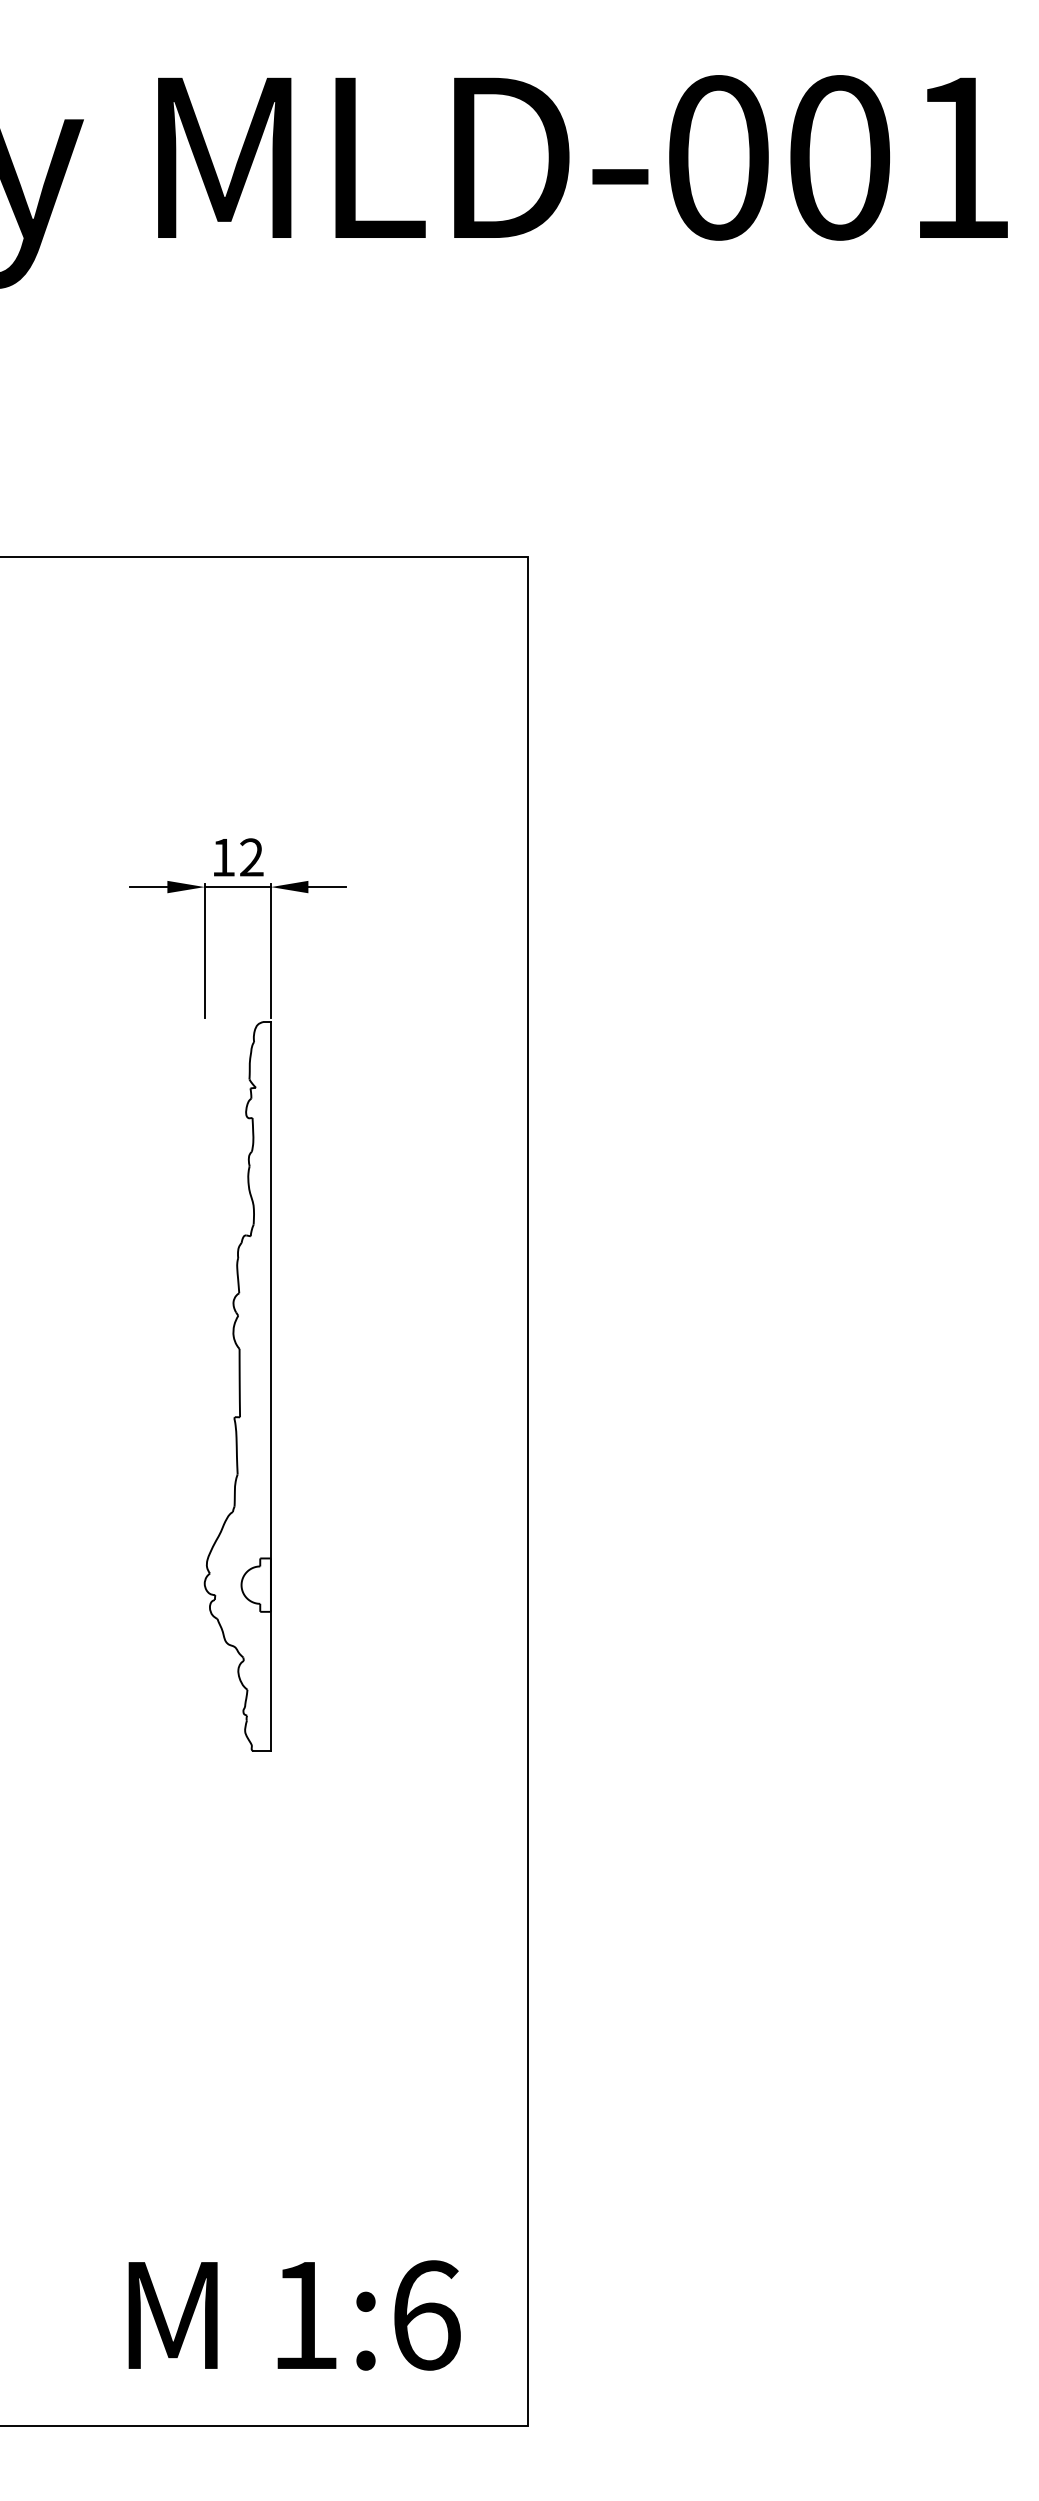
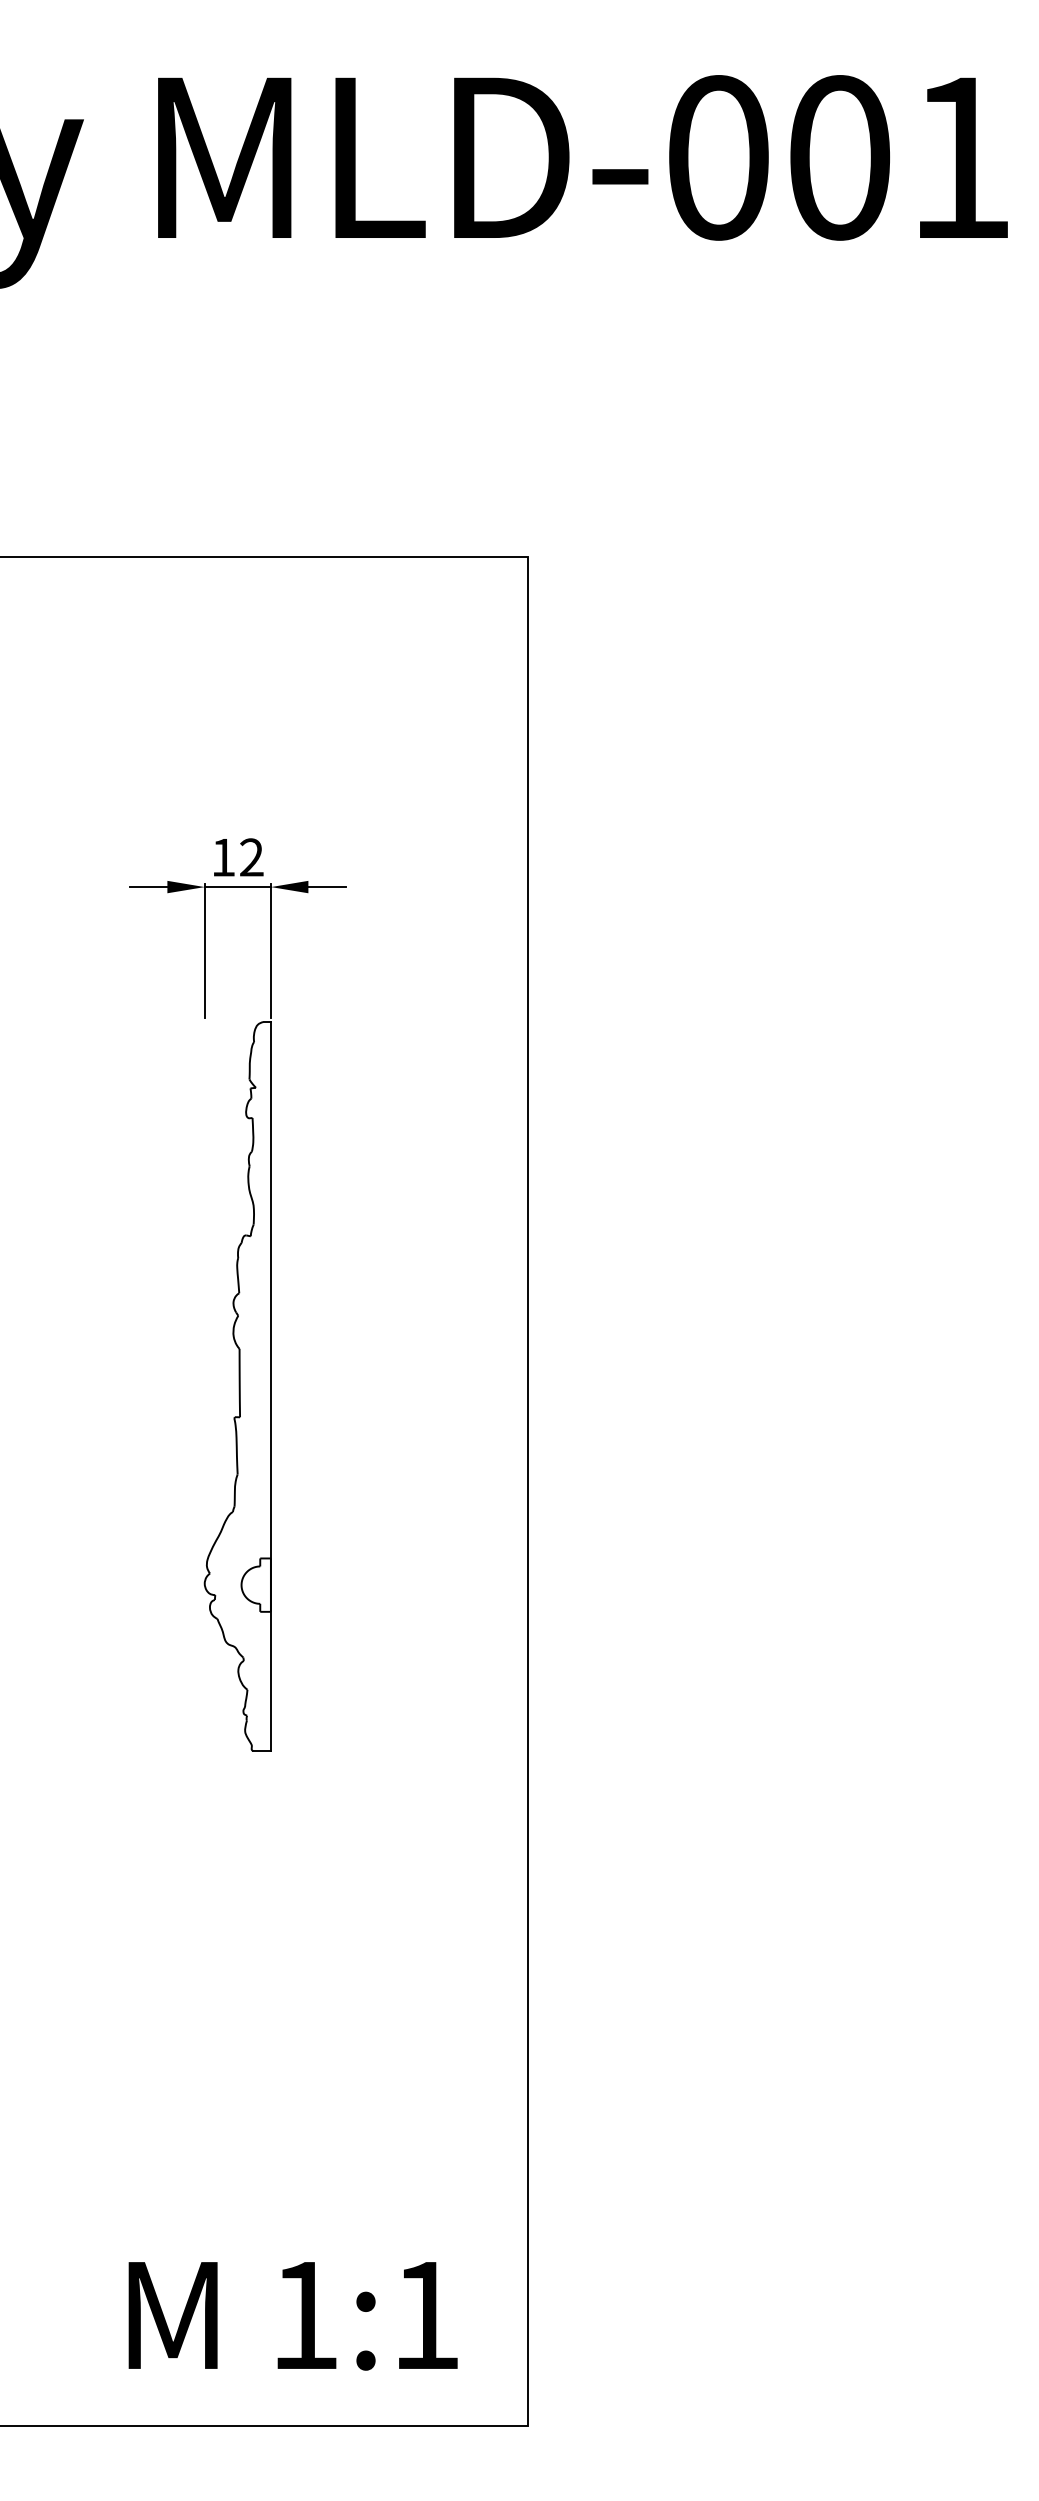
text: 1:6 -> 1:1 (427, 2315)
